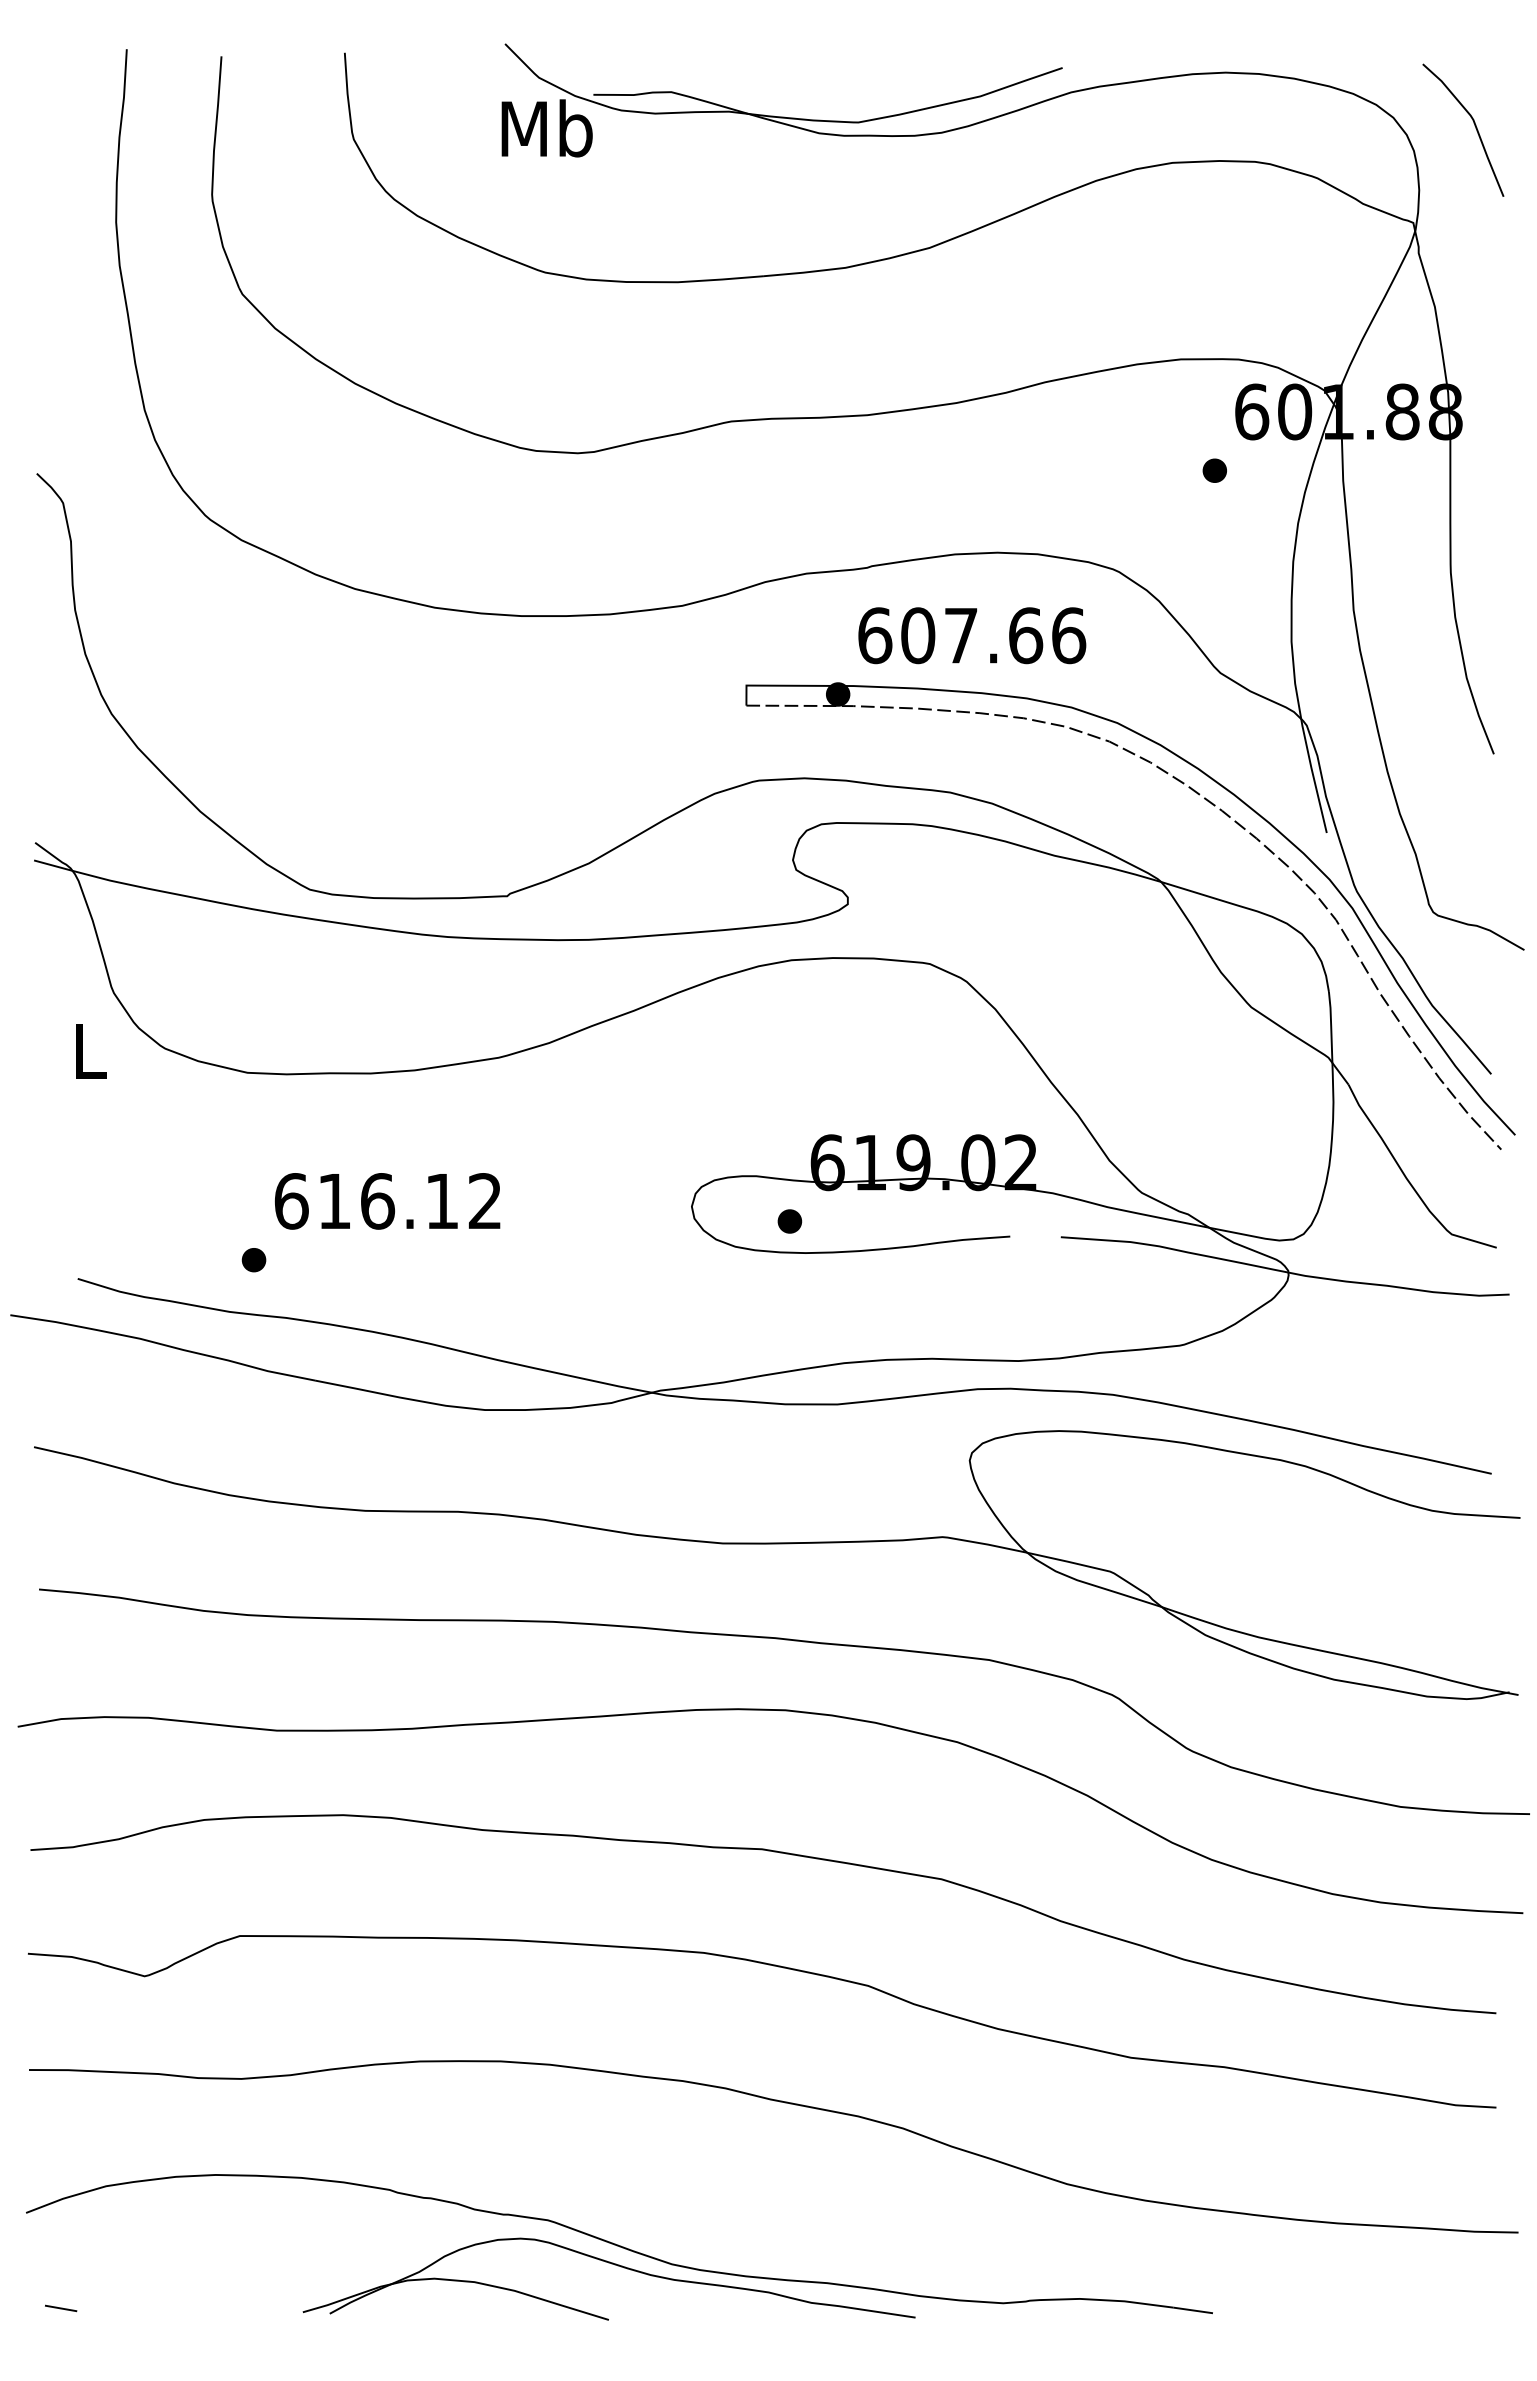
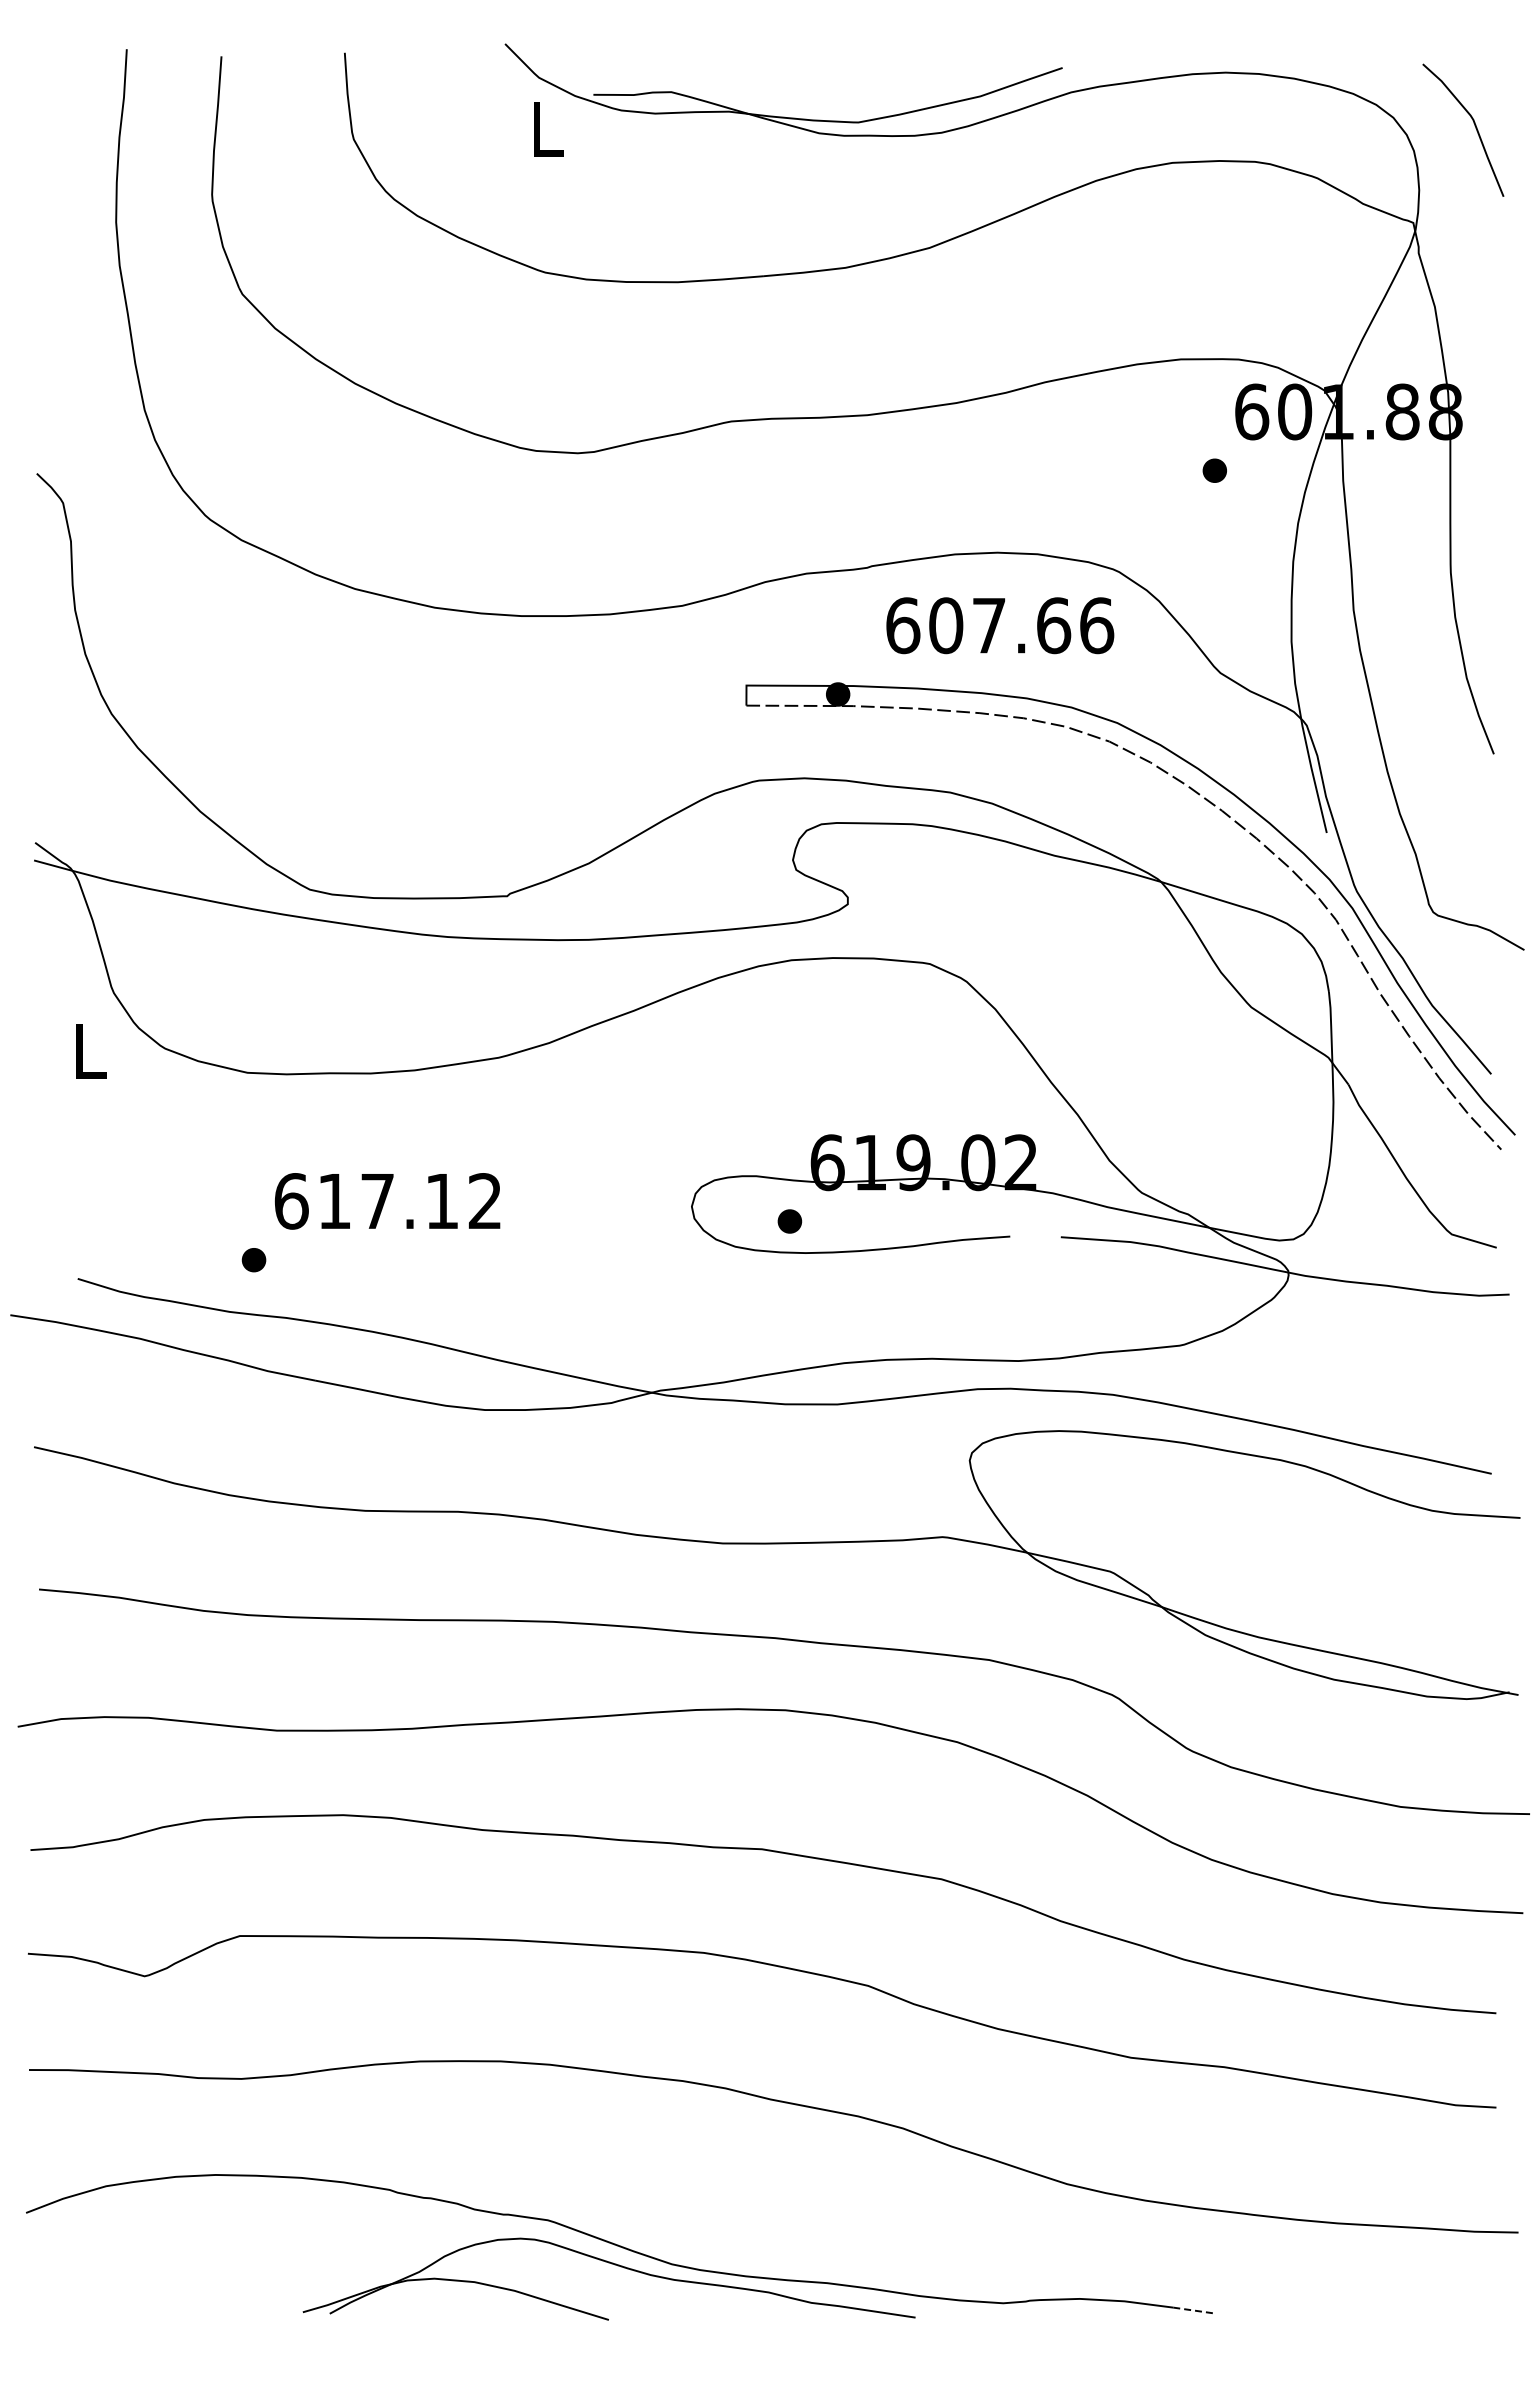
text: Mb -> L (546, 128)
text position: (972, 635) -> (1000, 625) (1000, 625)
text: 616.12 -> 617.12 (378, 1201)
line: present -> none (61, 2308)
line: solid -> dashed (1193, 2310)
